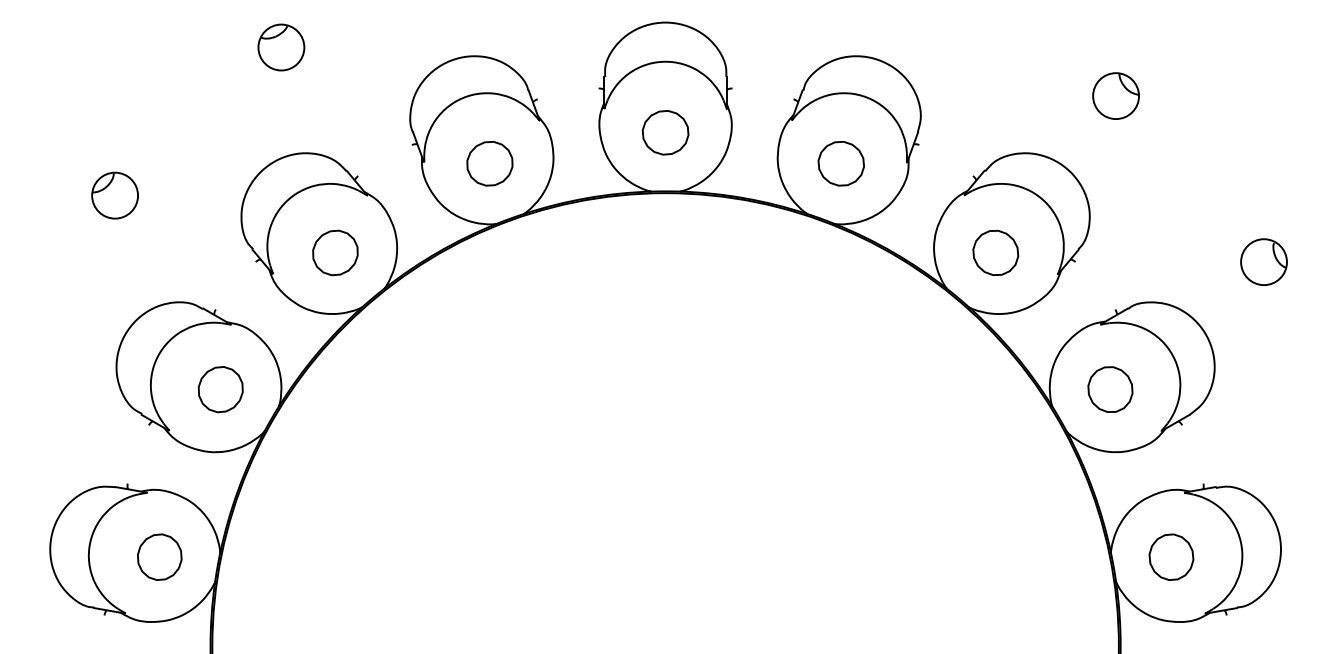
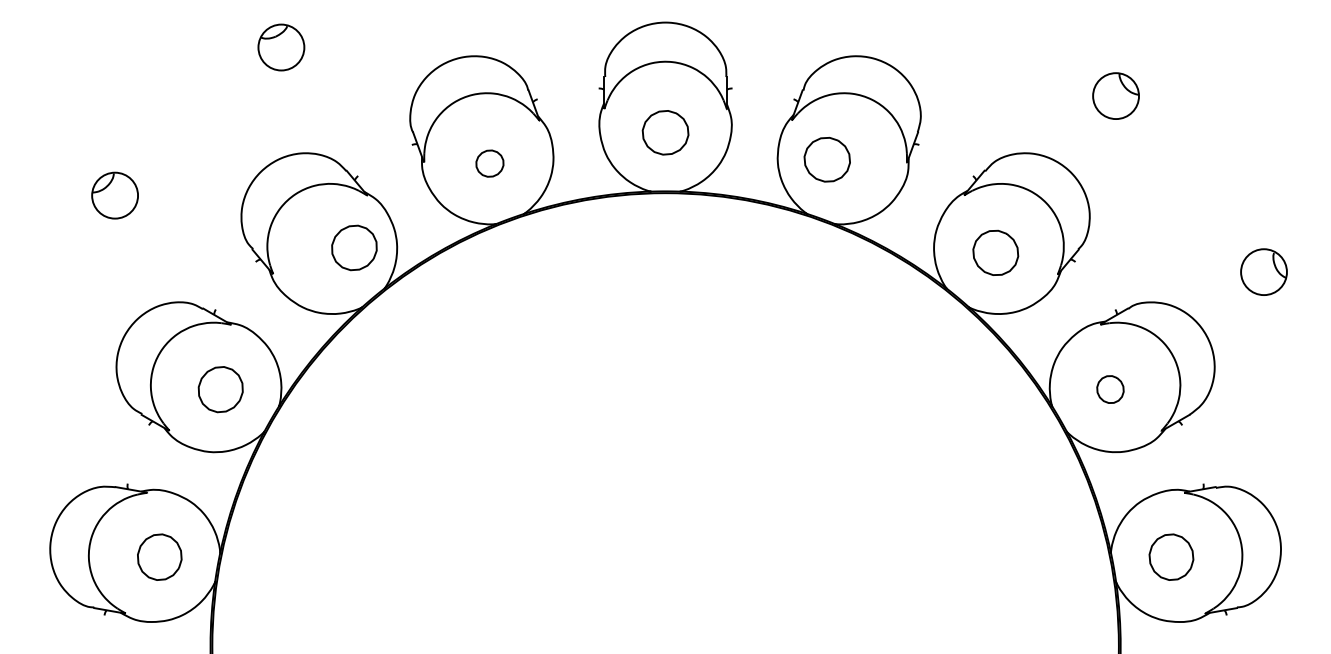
part size: 48x47 px -> 30x29 px (489, 163)
part position: (840, 163) -> (826, 159) (826, 159)
part position: (335, 252) -> (354, 247) (354, 247)
part position: (1263, 261) -> (1263, 271) (1263, 271)
part size: 47x47 px -> 29x29 px (1110, 389)
